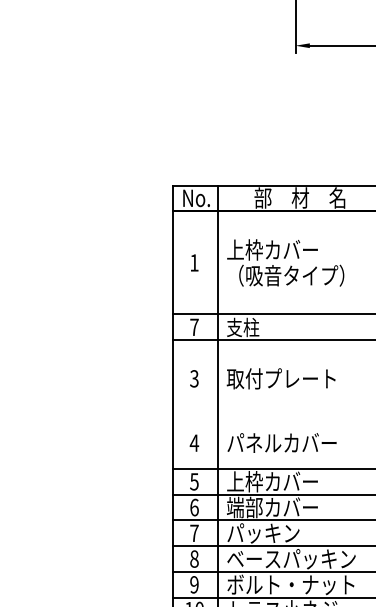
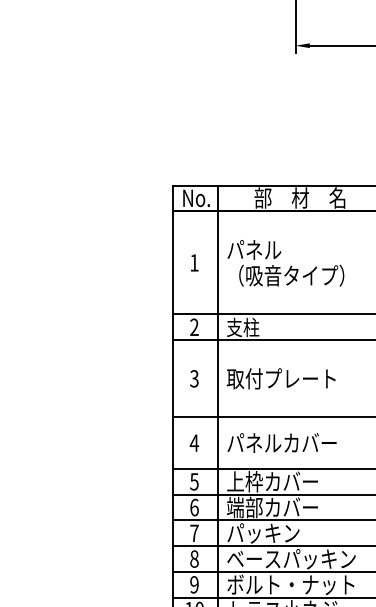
text: 上枠カバー -> パネル (272, 249)
text: 7 -> 2 (194, 326)
line: none -> present (272, 417)
